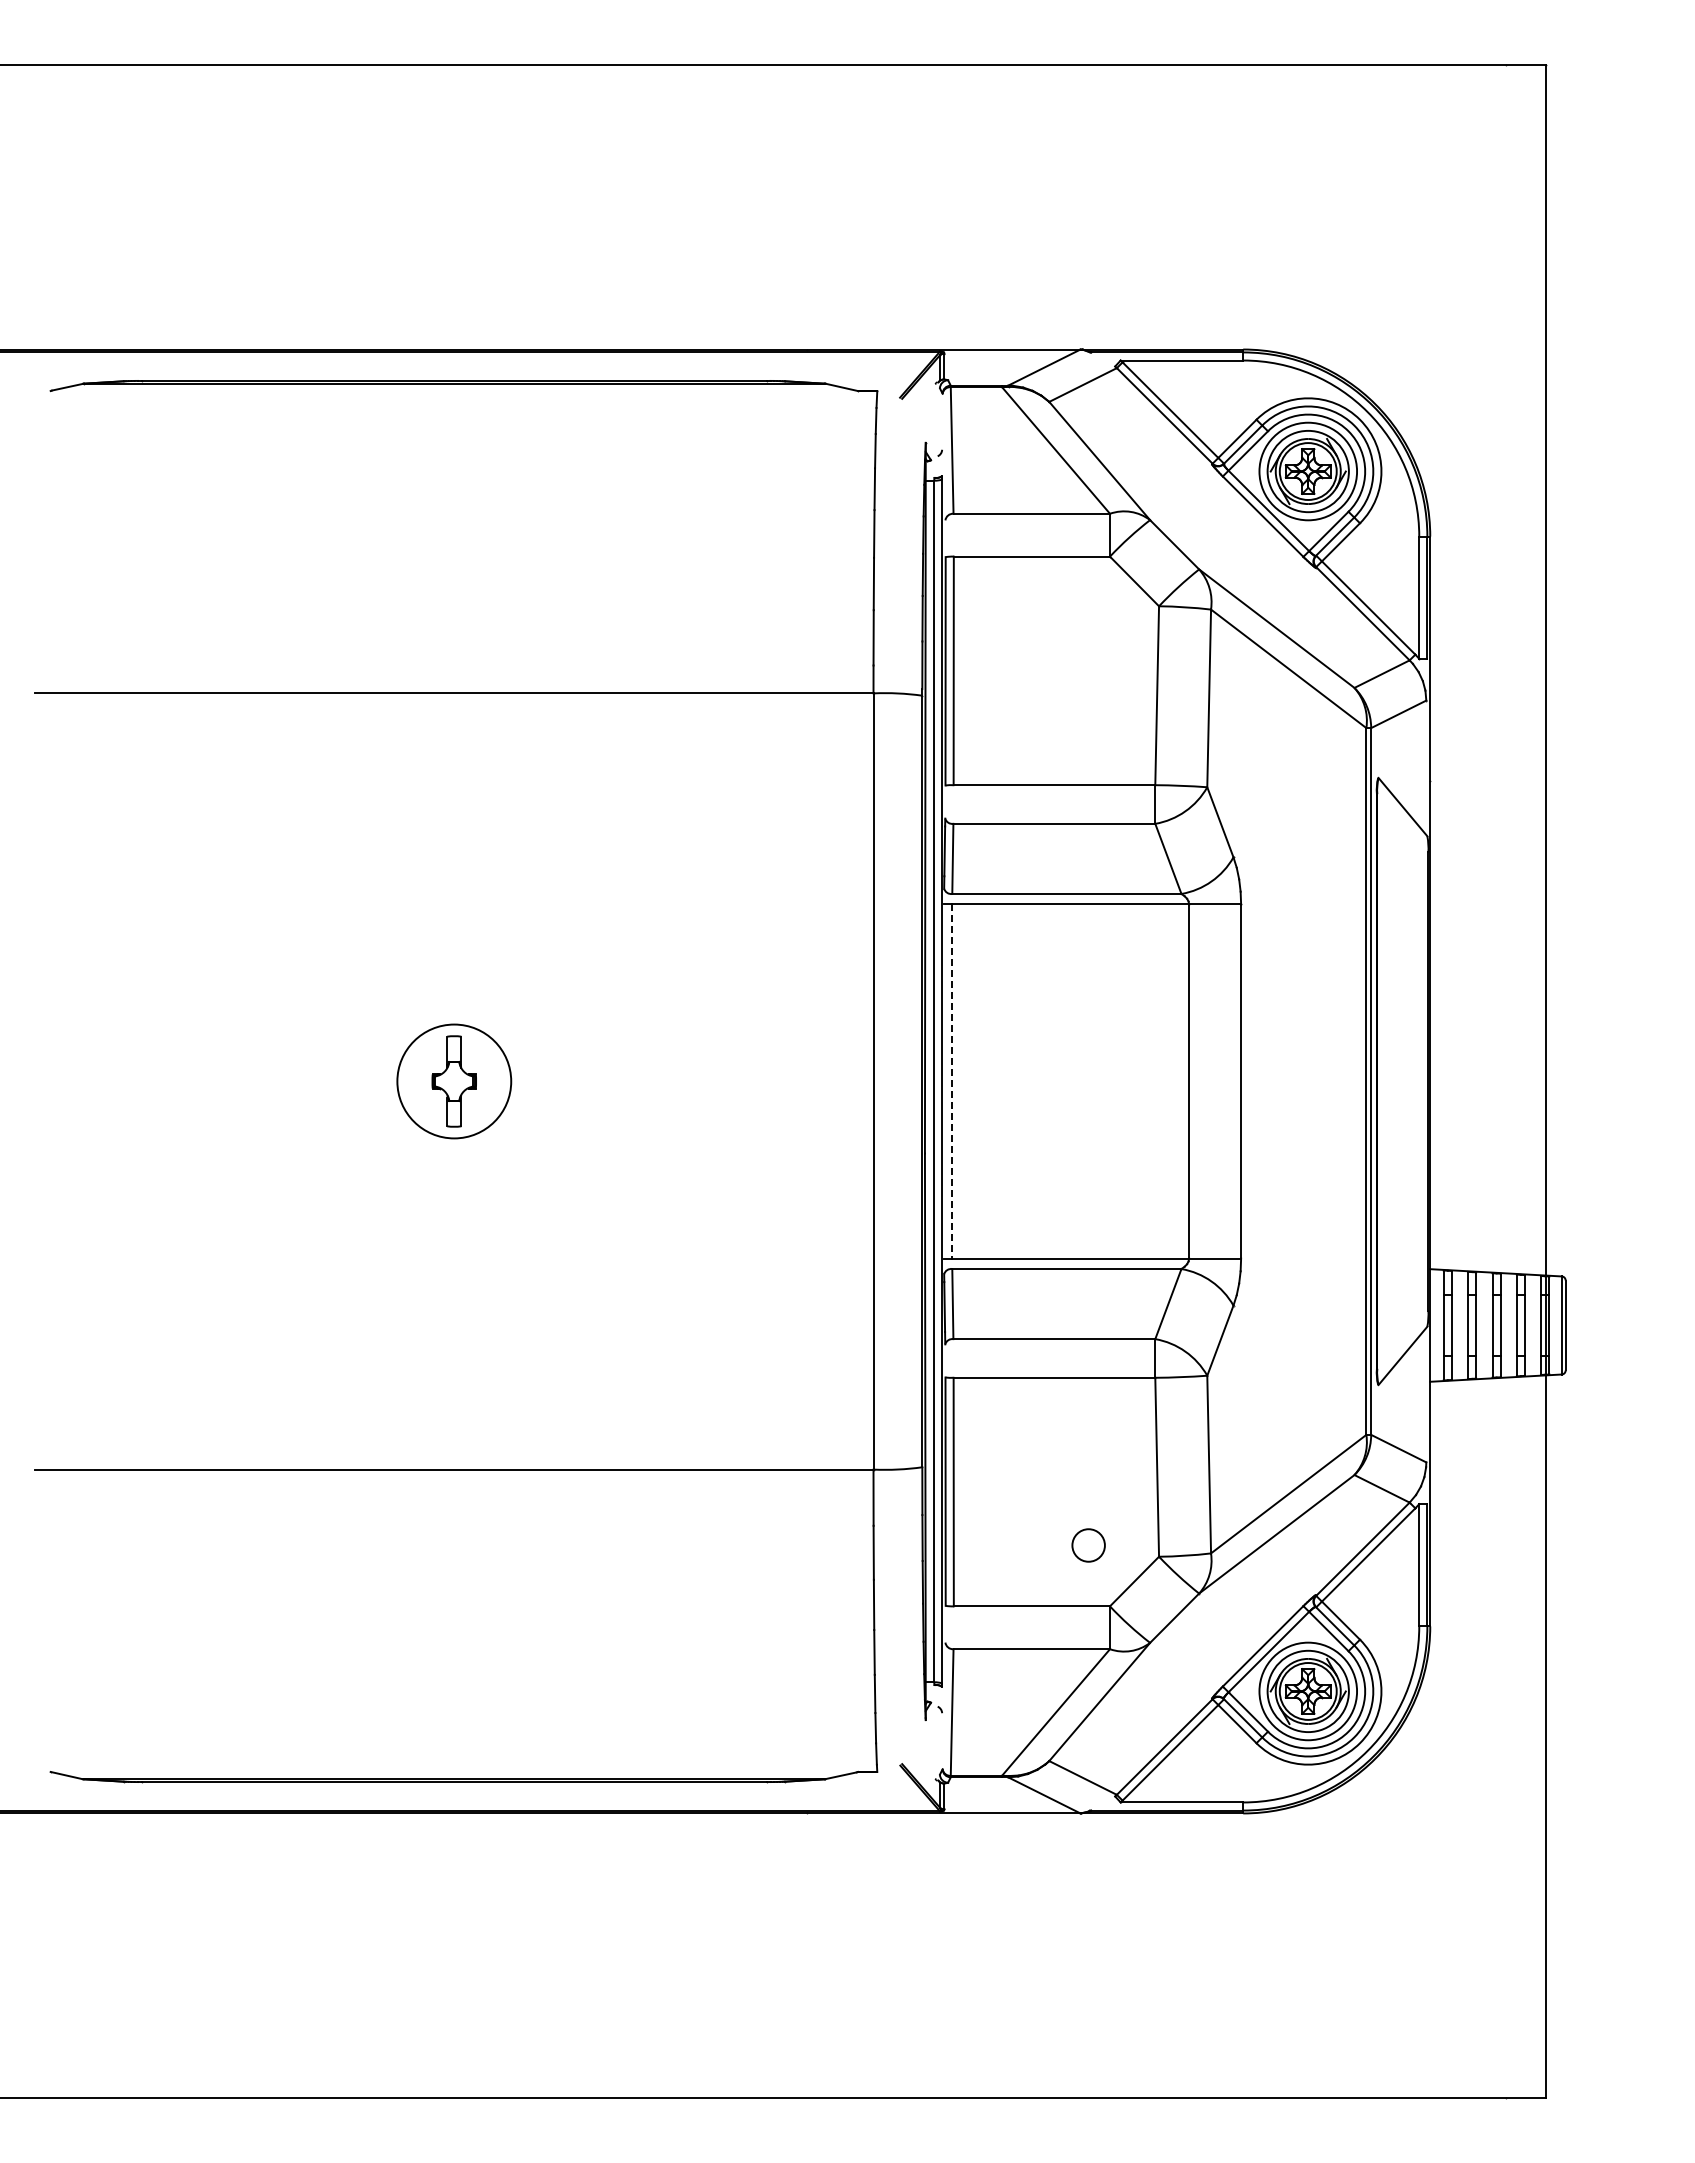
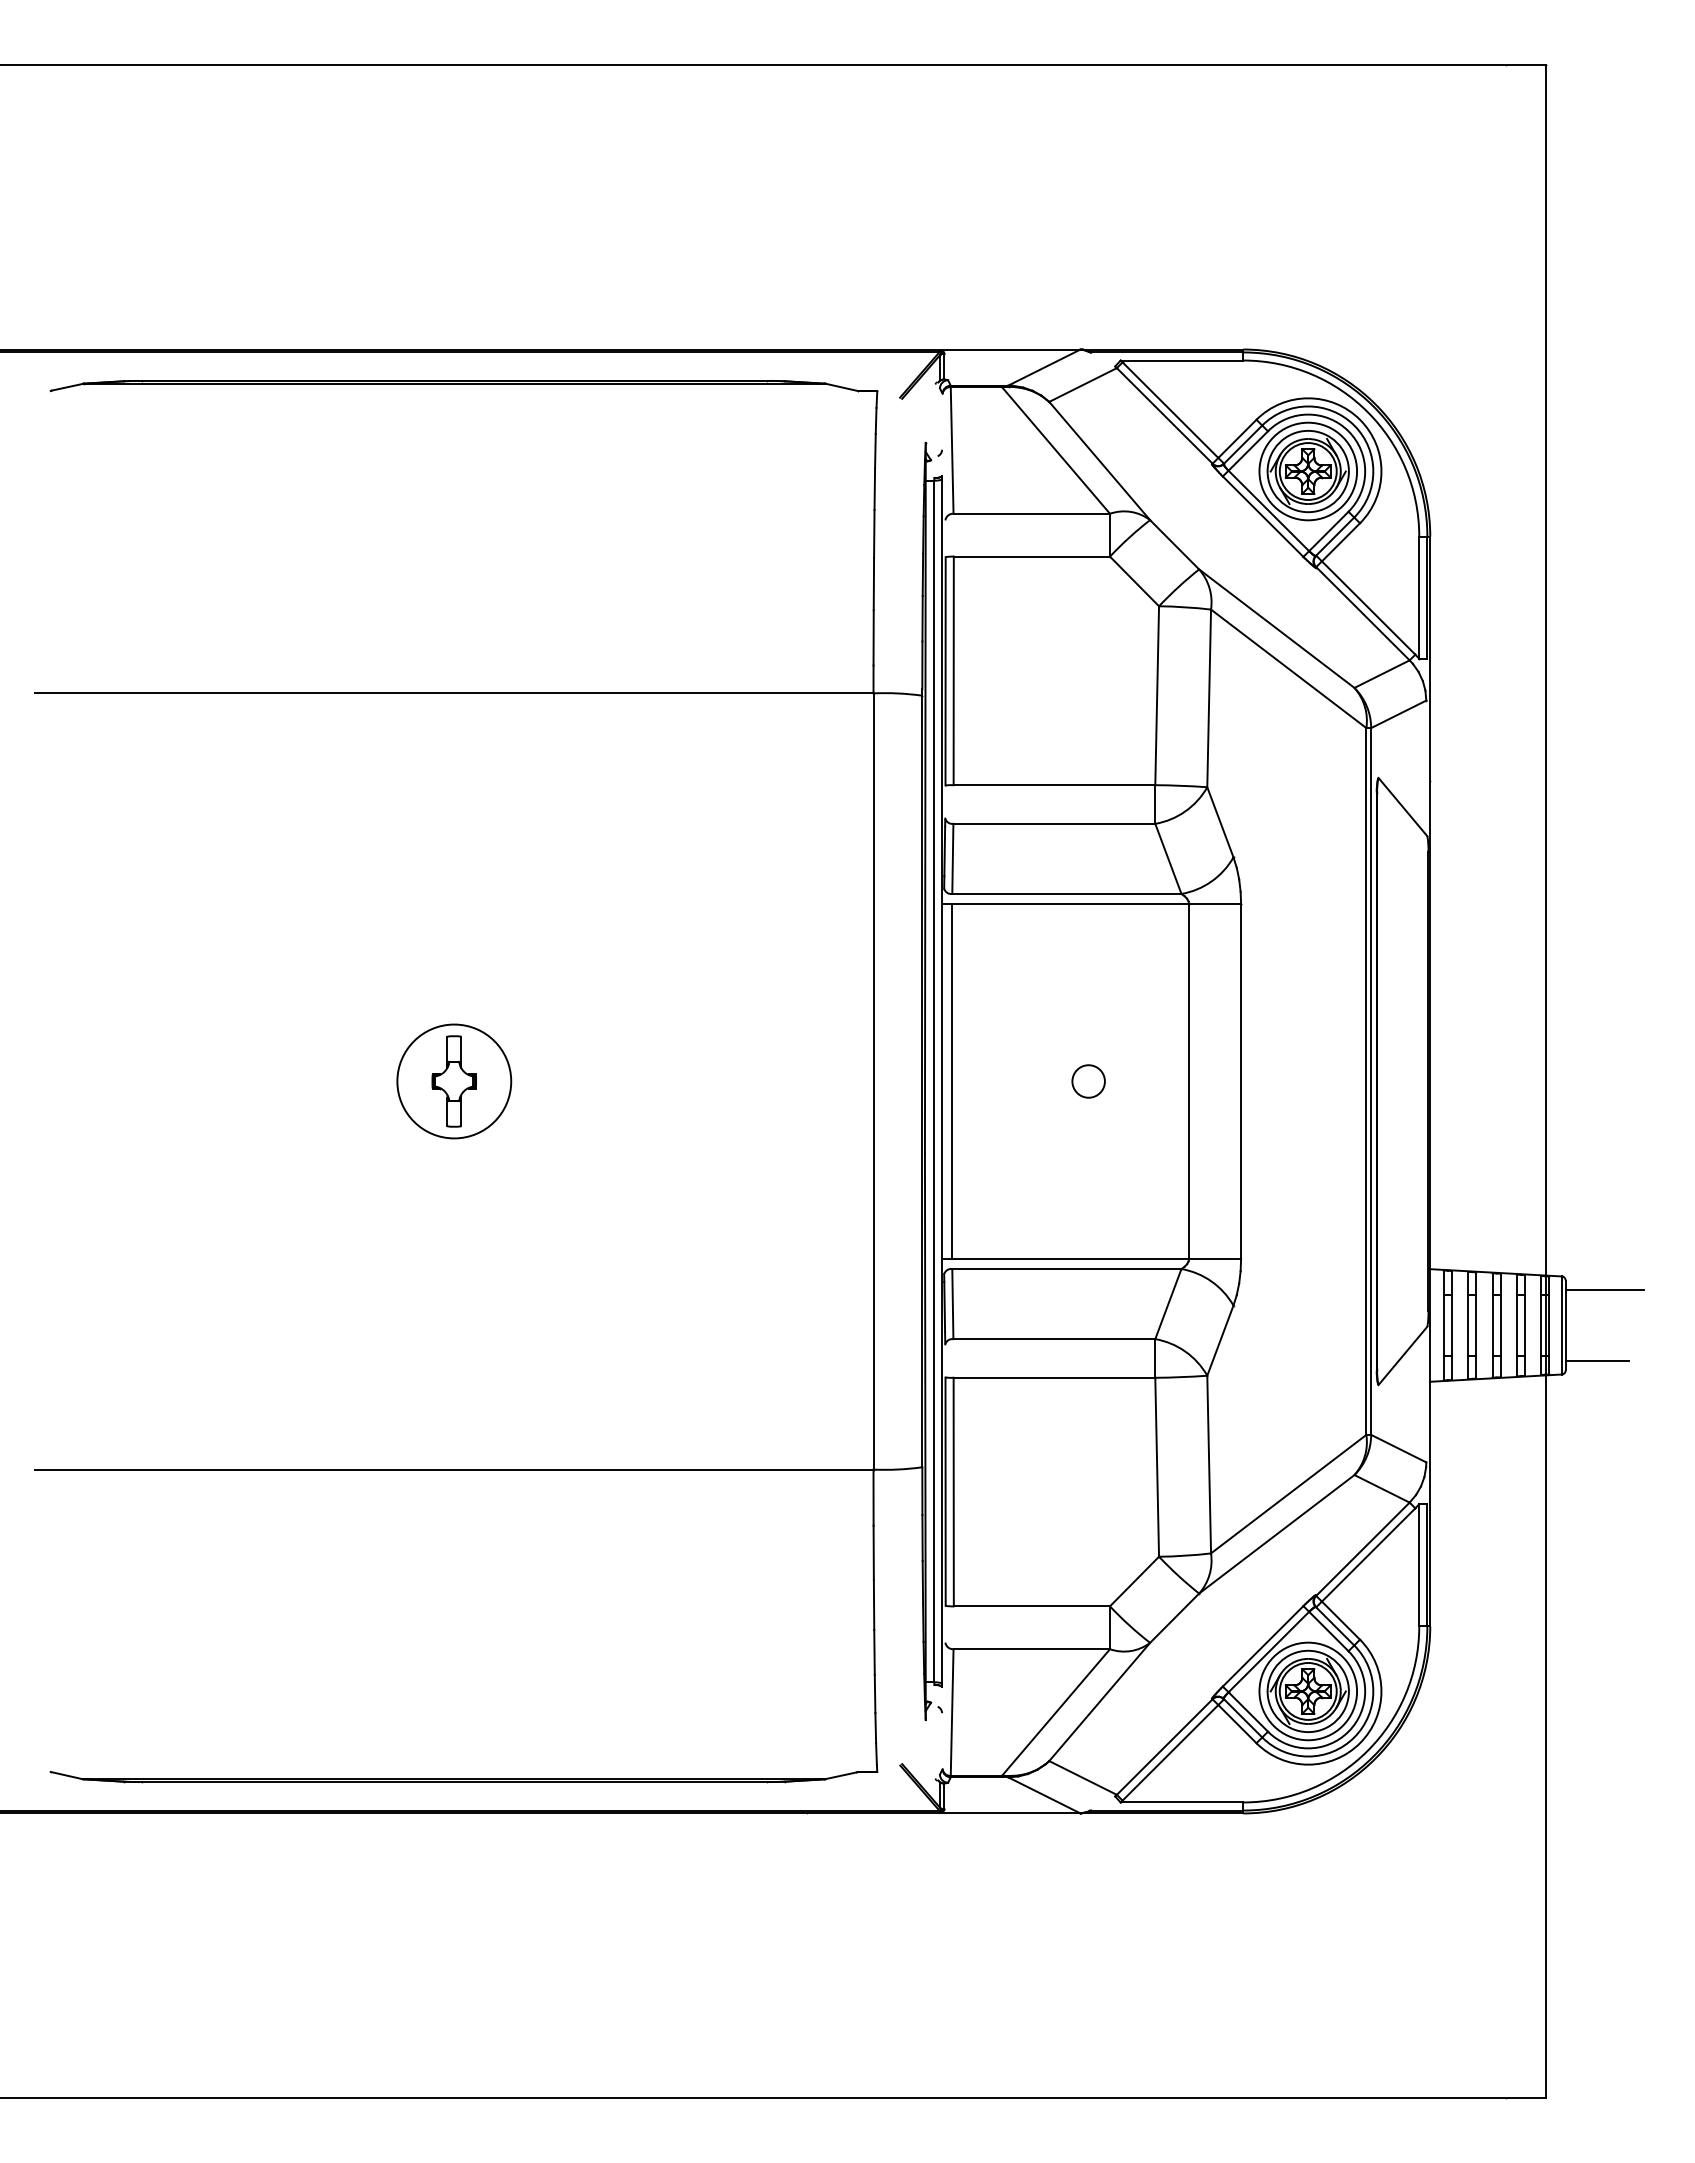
line: dashed -> solid (952, 1081)
line: none -> present (1604, 1289)
line: none -> present (1597, 1361)
circle position: (1088, 1545) -> (1088, 1081) (1088, 1081)
